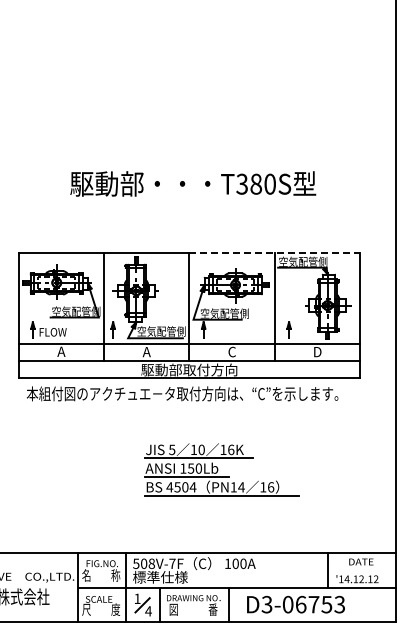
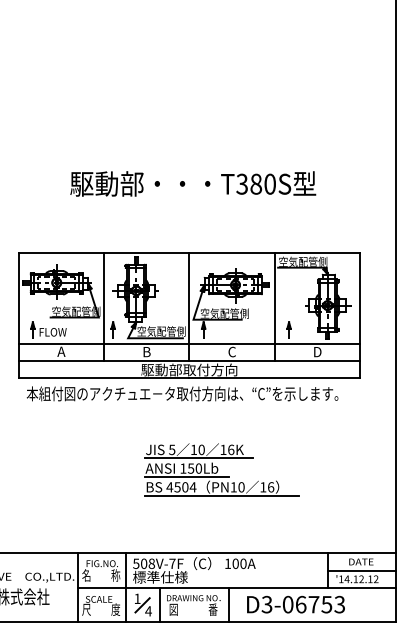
line: dashed -> solid (275, 252)
text: A -> B (146, 352)
text: PN14 -> PN10 (241, 487)
line: none -> present (361, 570)
